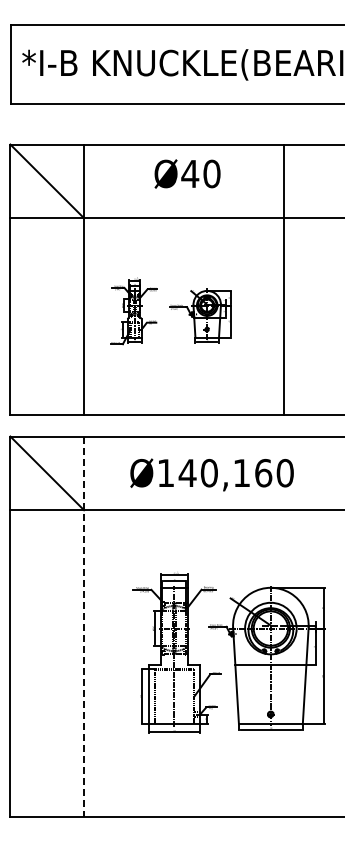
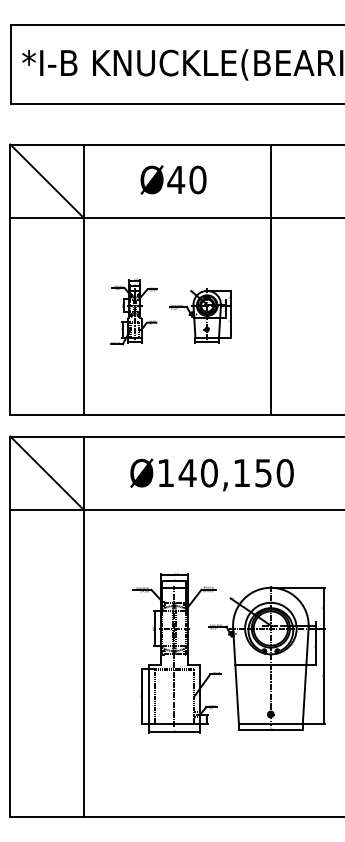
text position: (187, 173) -> (173, 179) (173, 179)
line position: (283, 279) -> (270, 279) (270, 279)
text: Ø140,160 -> Ø140,150 (263, 472)
line: dashed -> solid (84, 627)
